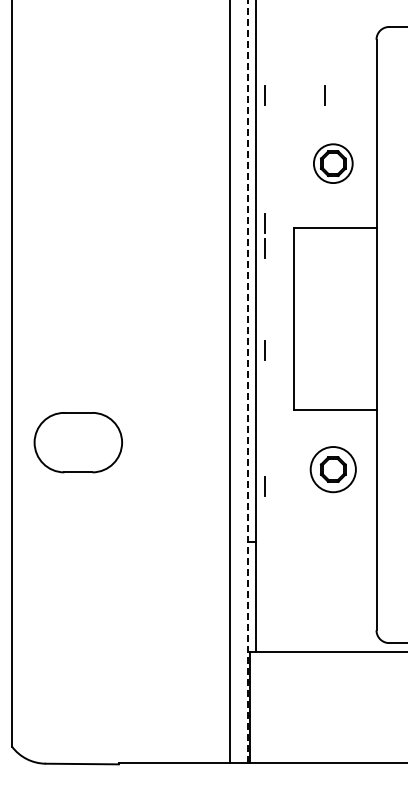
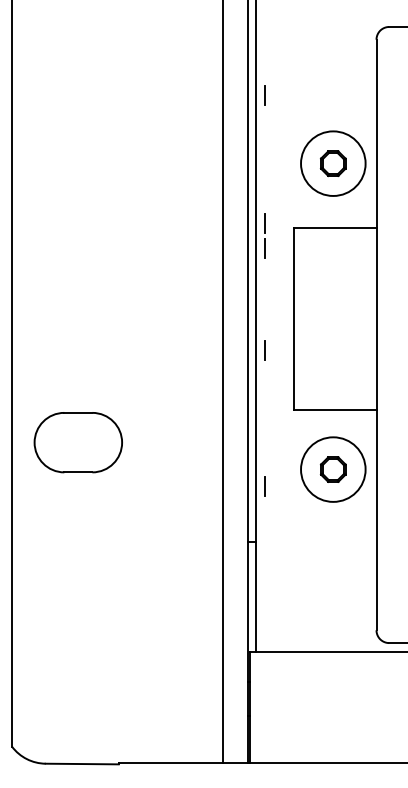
line: present -> none (324, 95)
circle diameter: 39 px -> 65 px (333, 163)
line: dashed -> solid (248, 381)
line position: (229, 382) -> (222, 382) (222, 382)
circle diameter: 45 px -> 65 px (333, 469)
